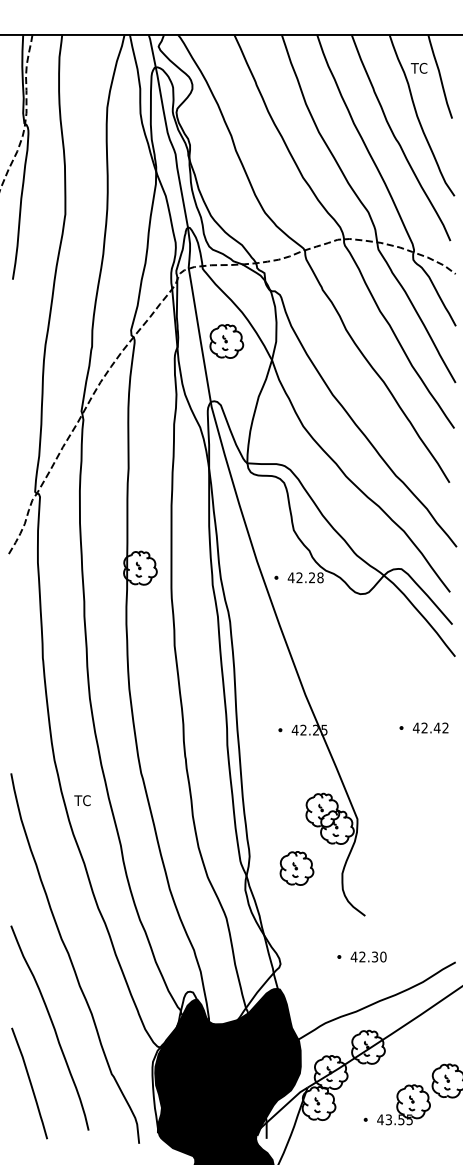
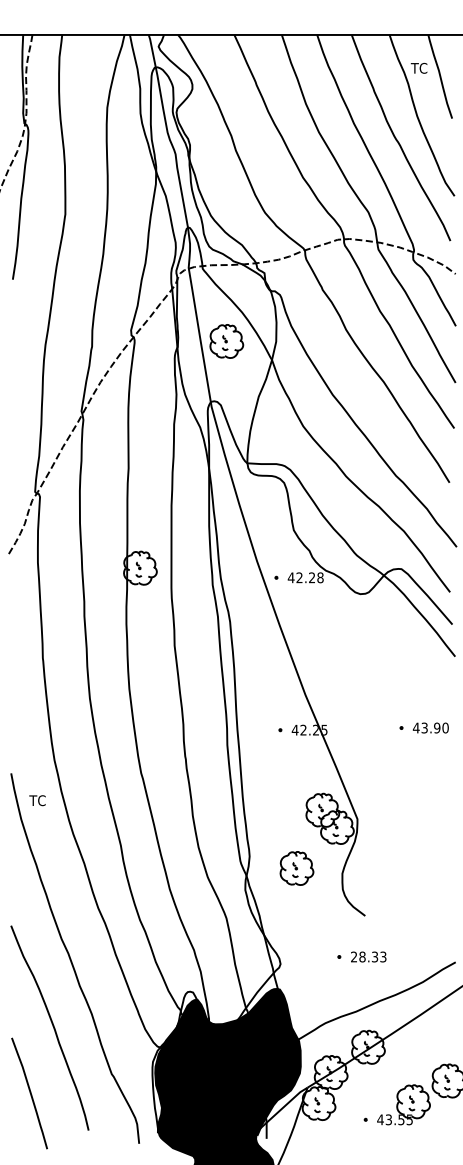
text: 42.42 -> 43.90 (434, 727)
text position: (82, 800) -> (37, 800) (37, 800)
text: 42.30 -> 28.33 (368, 956)
curve position: (29, 1083) -> (29, 1093) (29, 1093)
